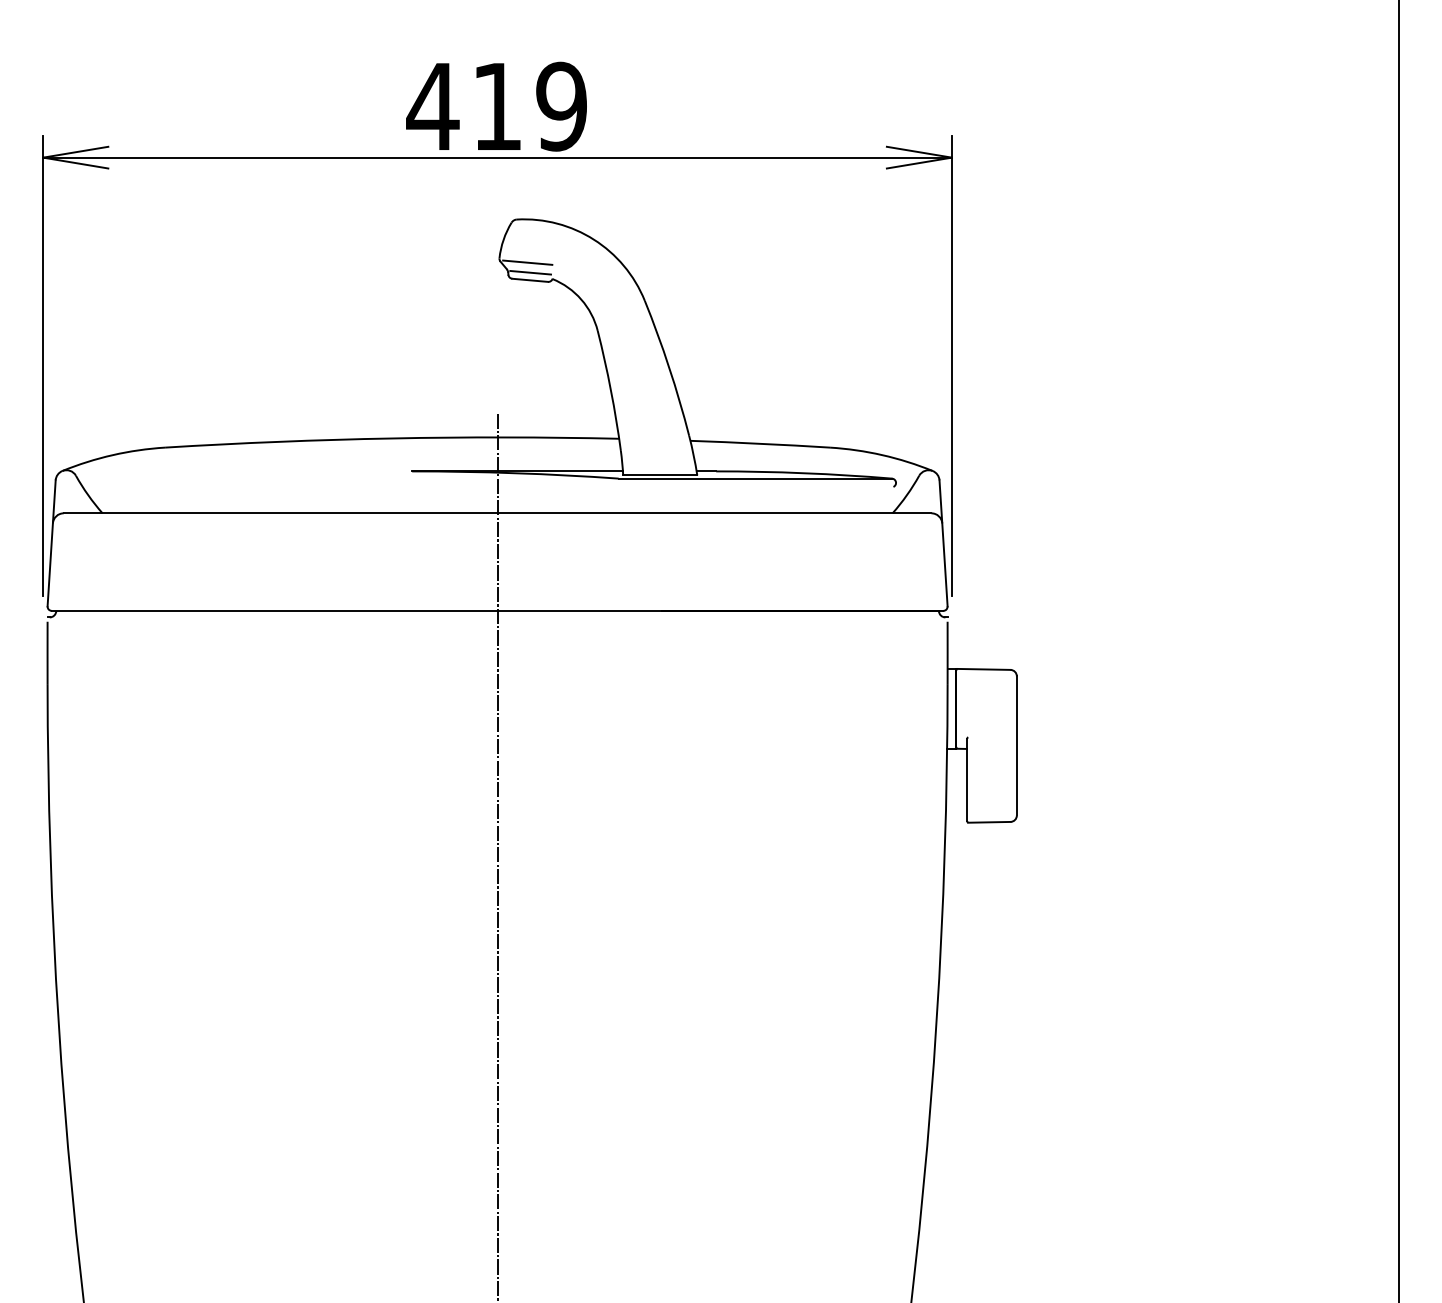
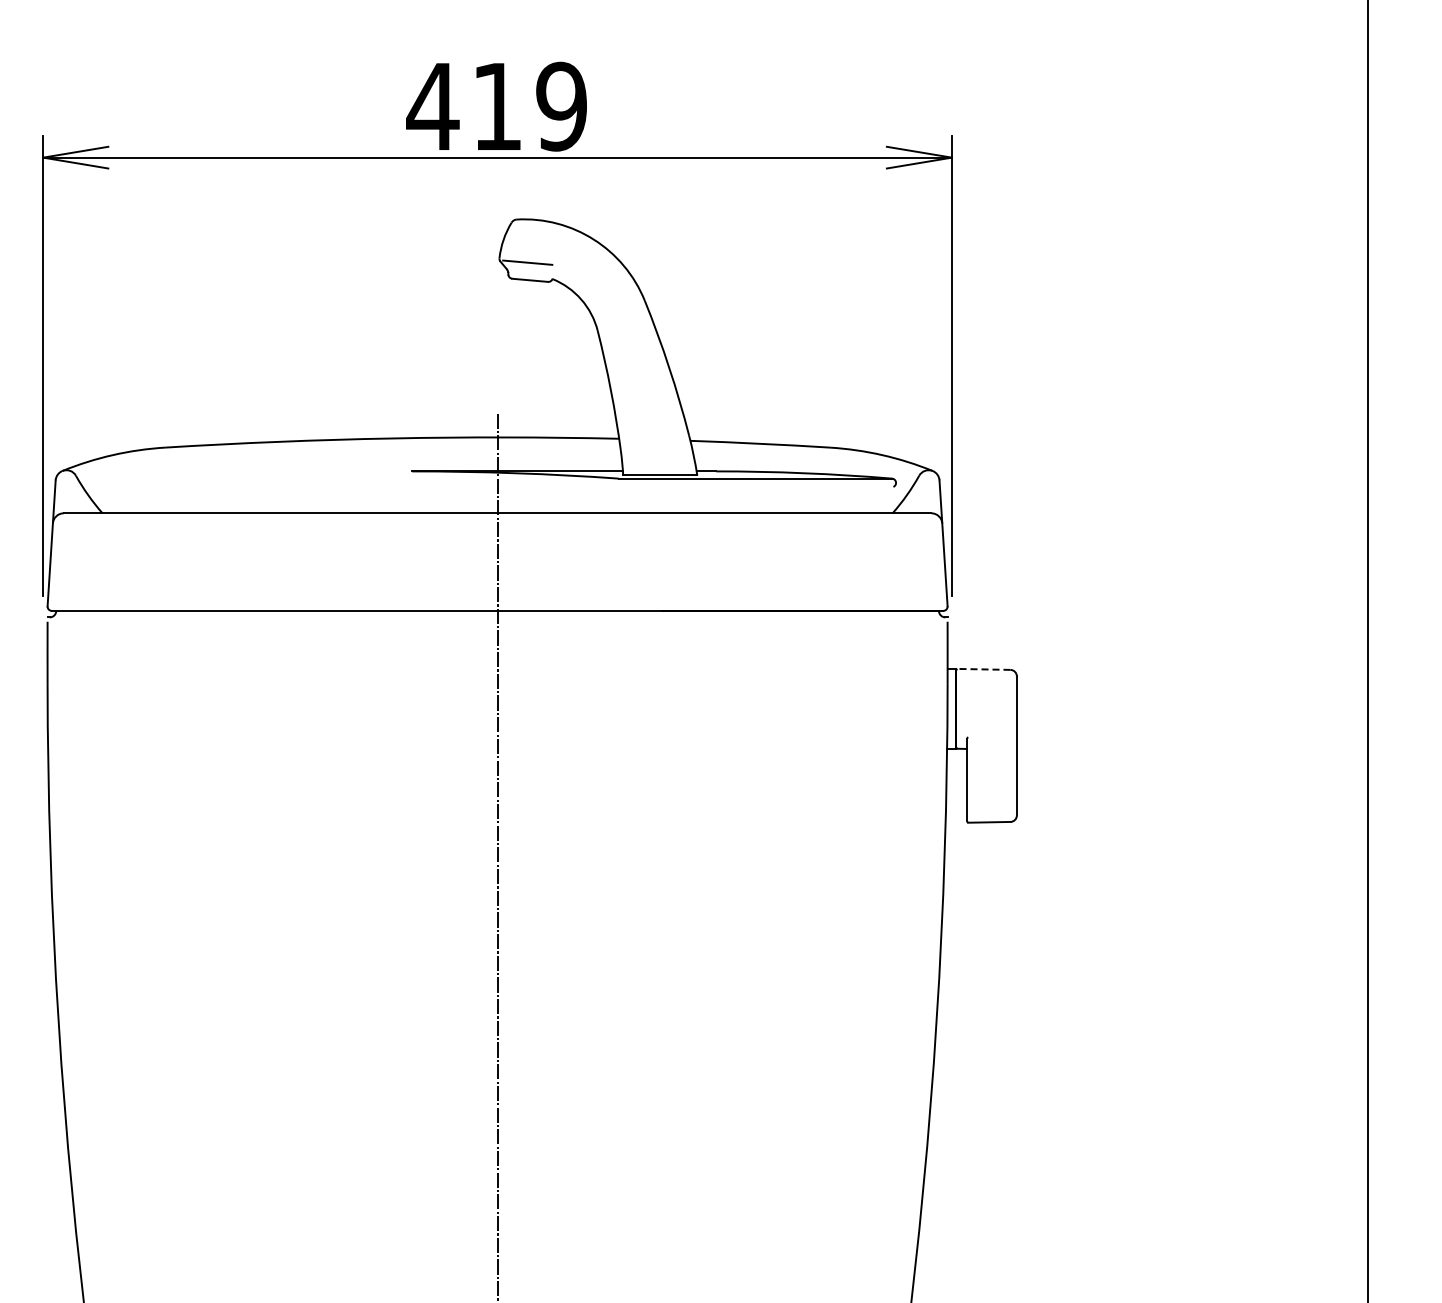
line: present -> none (530, 272)
line position: (1398, 650) -> (1367, 650) (1367, 650)
line: solid -> dashed (983, 669)
